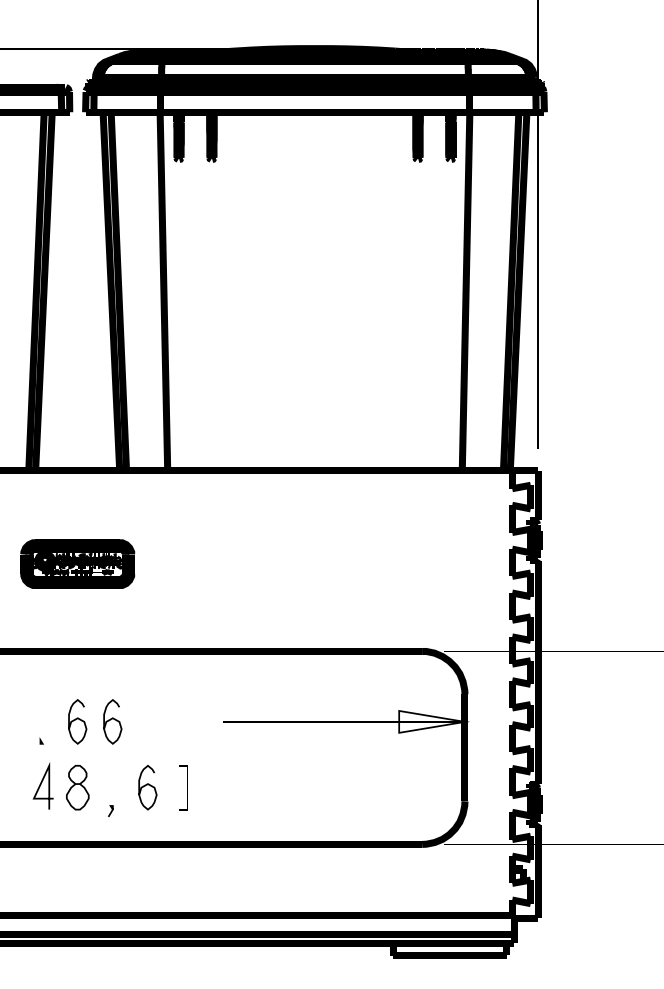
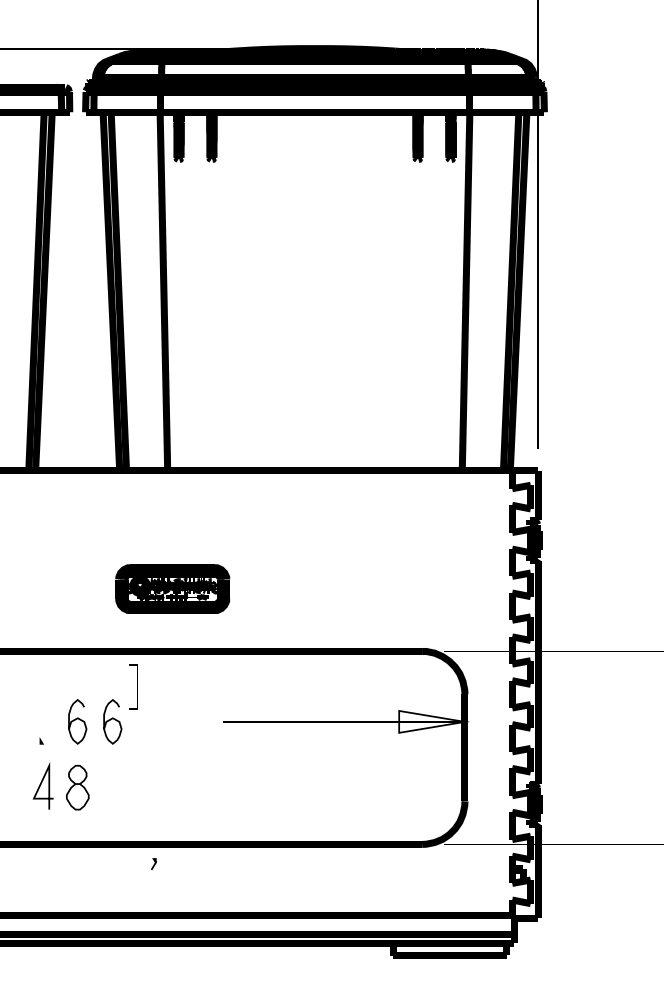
part position: (77, 563) -> (172, 588) (172, 588)
curve: present -> none (147, 785)
line position: (187, 787) -> (137, 686) (137, 686)
line position: (111, 810) -> (154, 863) (154, 863)
